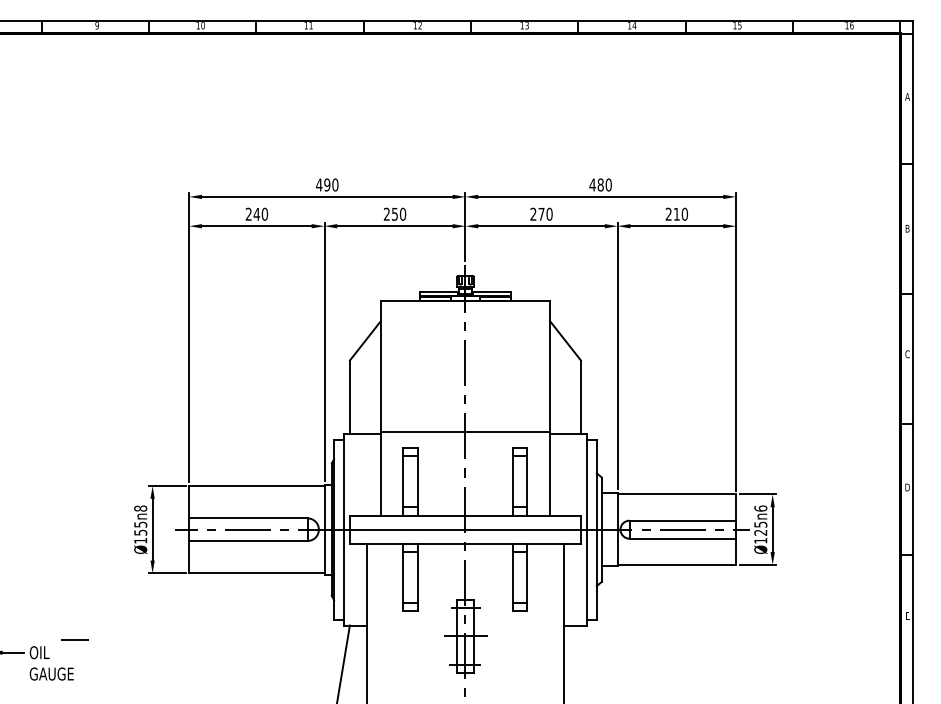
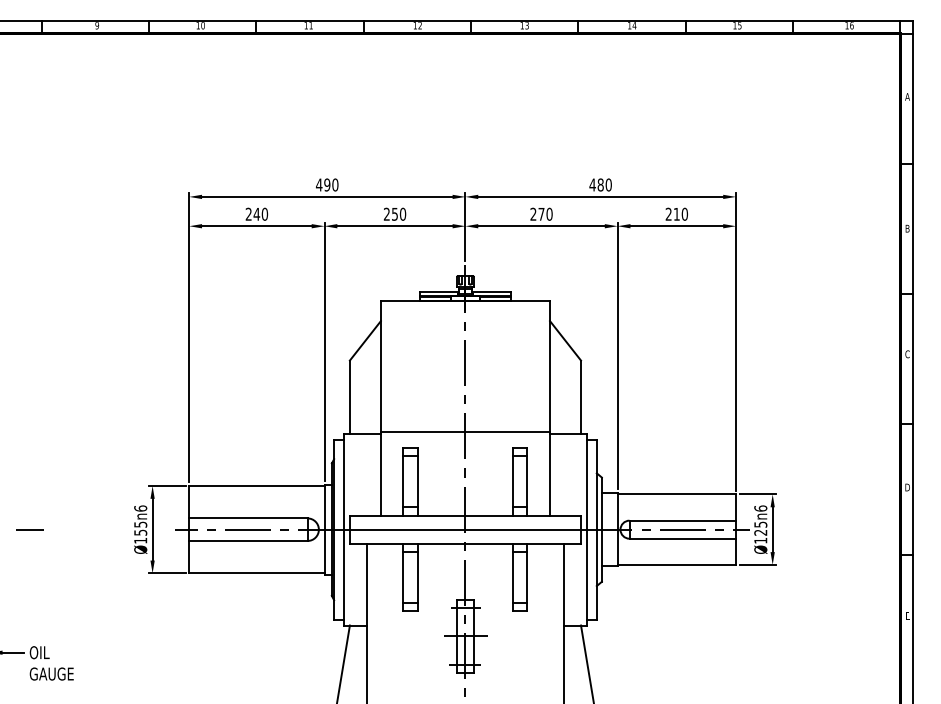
text: Ø155n8 -> Ø155n6 (140, 508)
line position: (74, 639) -> (29, 529) (29, 529)
line: none -> present (587, 662)
